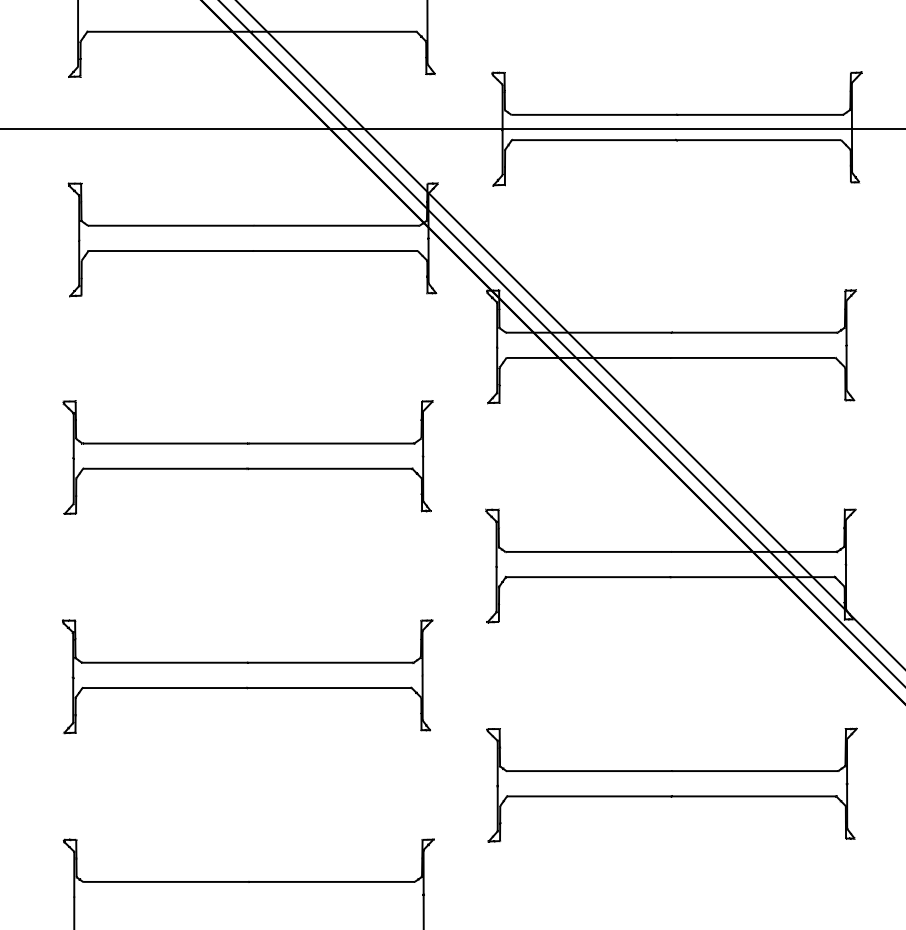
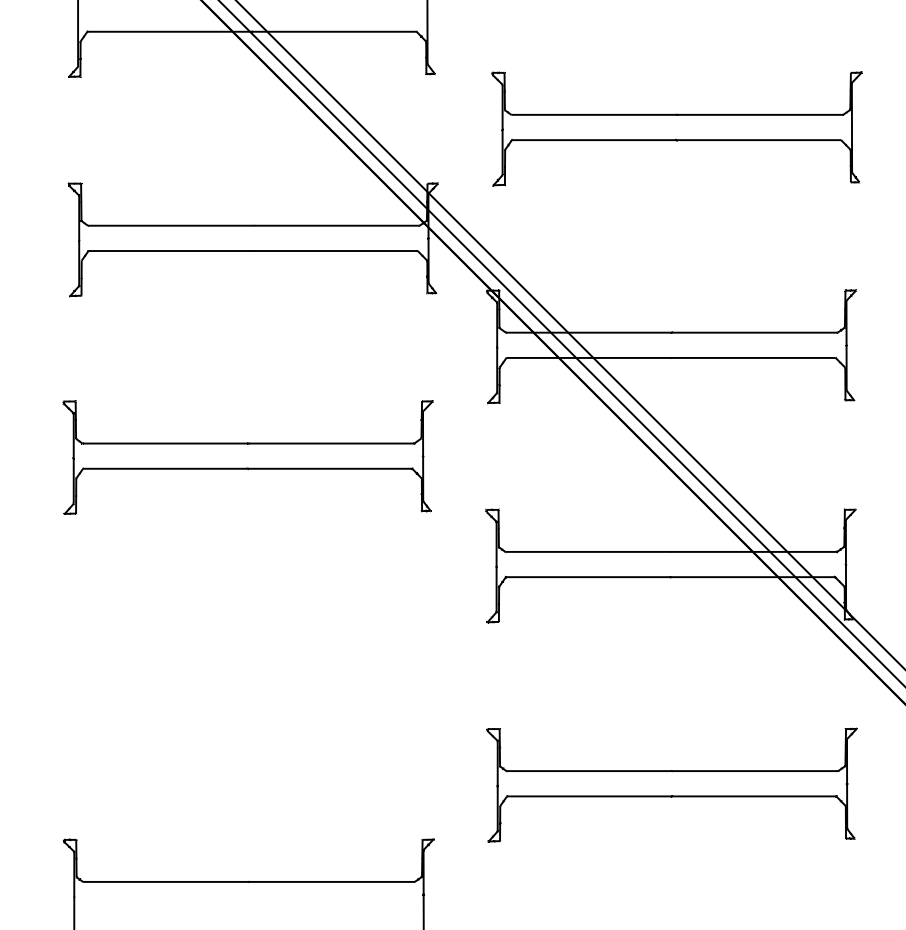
line: present -> none (452, 129)
part: present -> none (247, 676)
